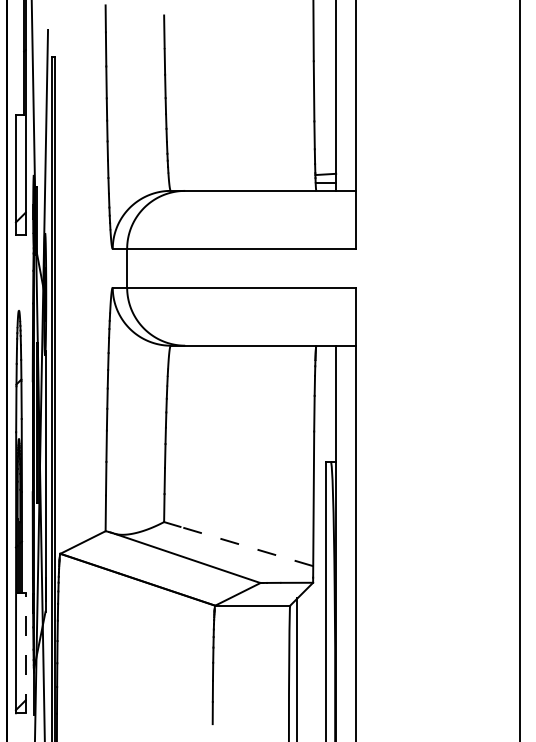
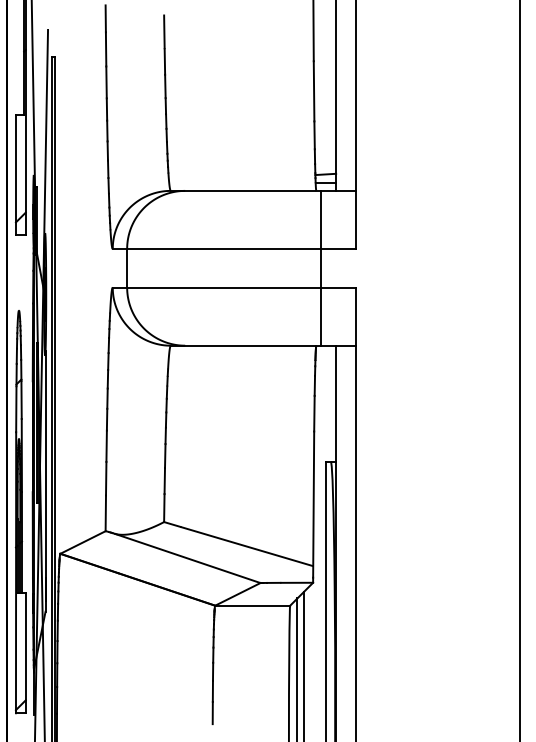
line: none -> present (320, 267)
line: dashed -> solid (245, 546)
line: dashed -> solid (25, 652)
line: none -> present (304, 664)
